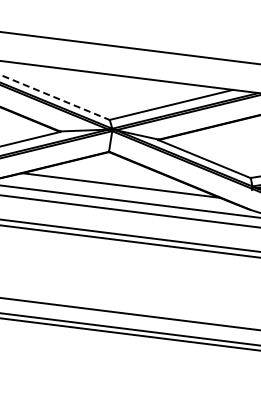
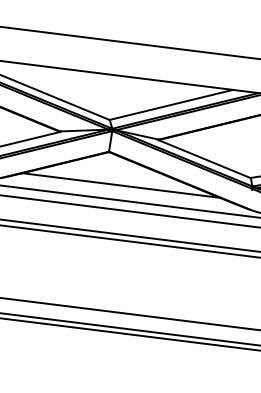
line position: (129, 47) -> (129, 42) (129, 42)
line: dashed -> solid (55, 97)
